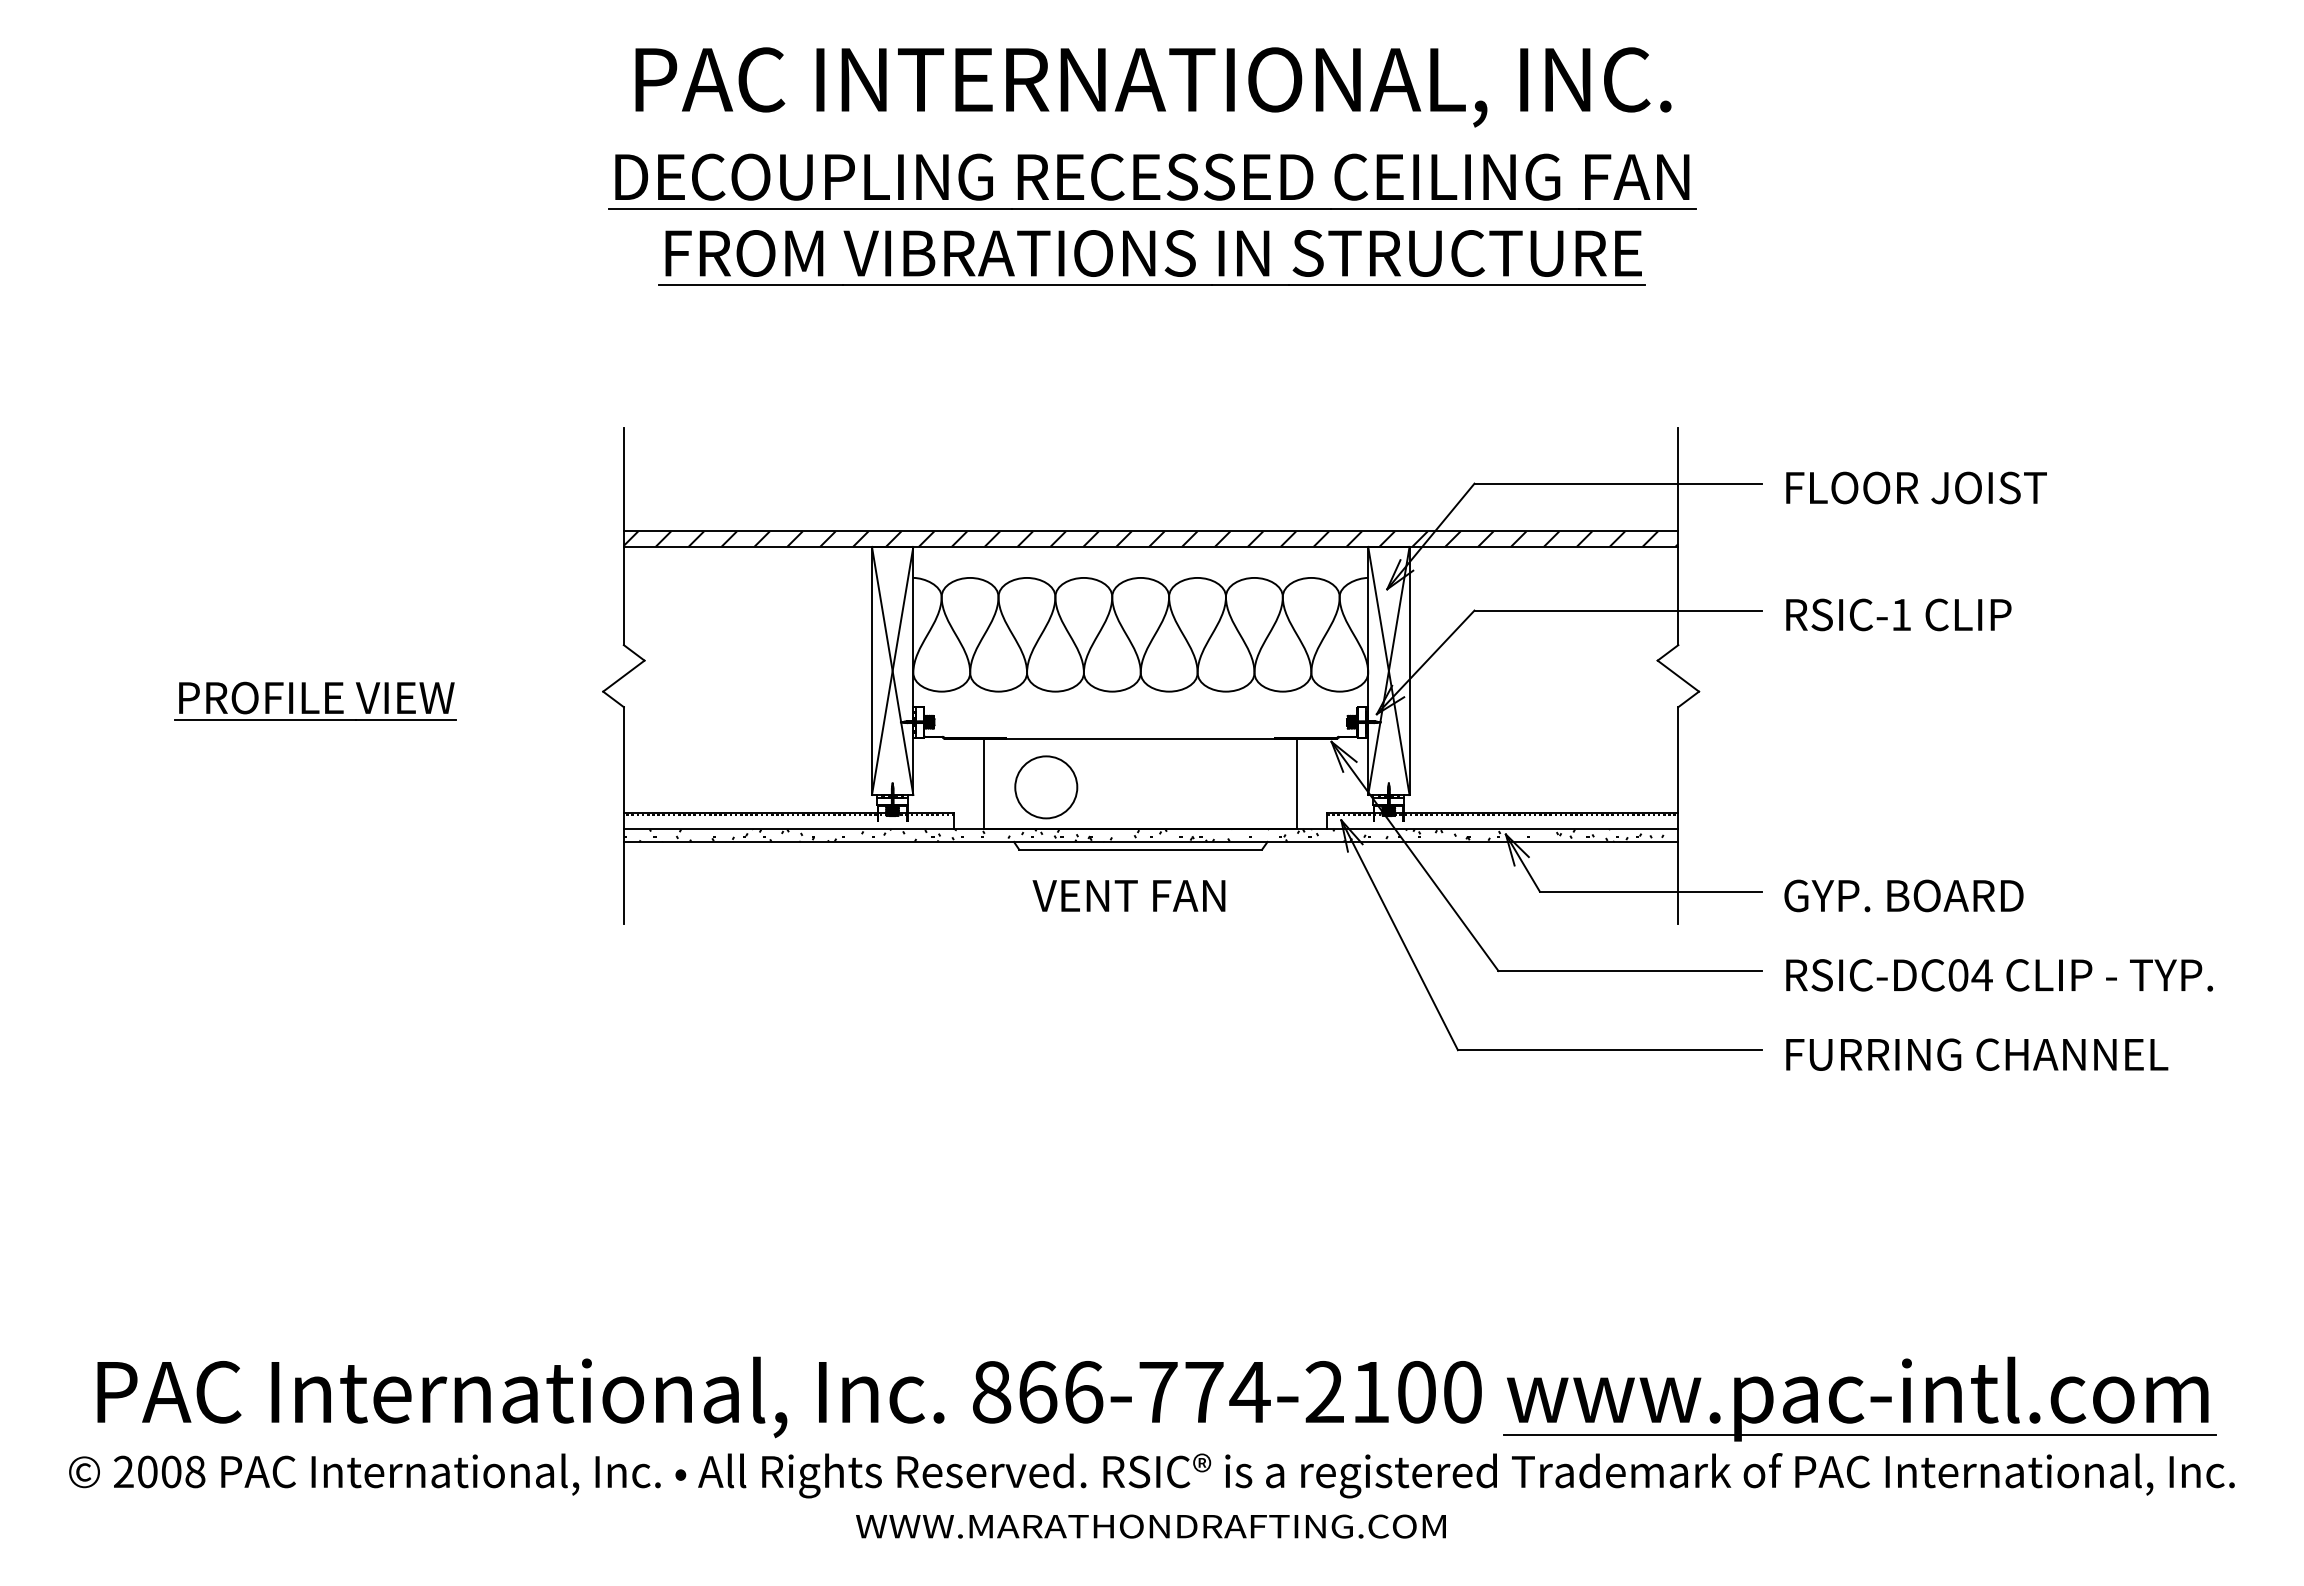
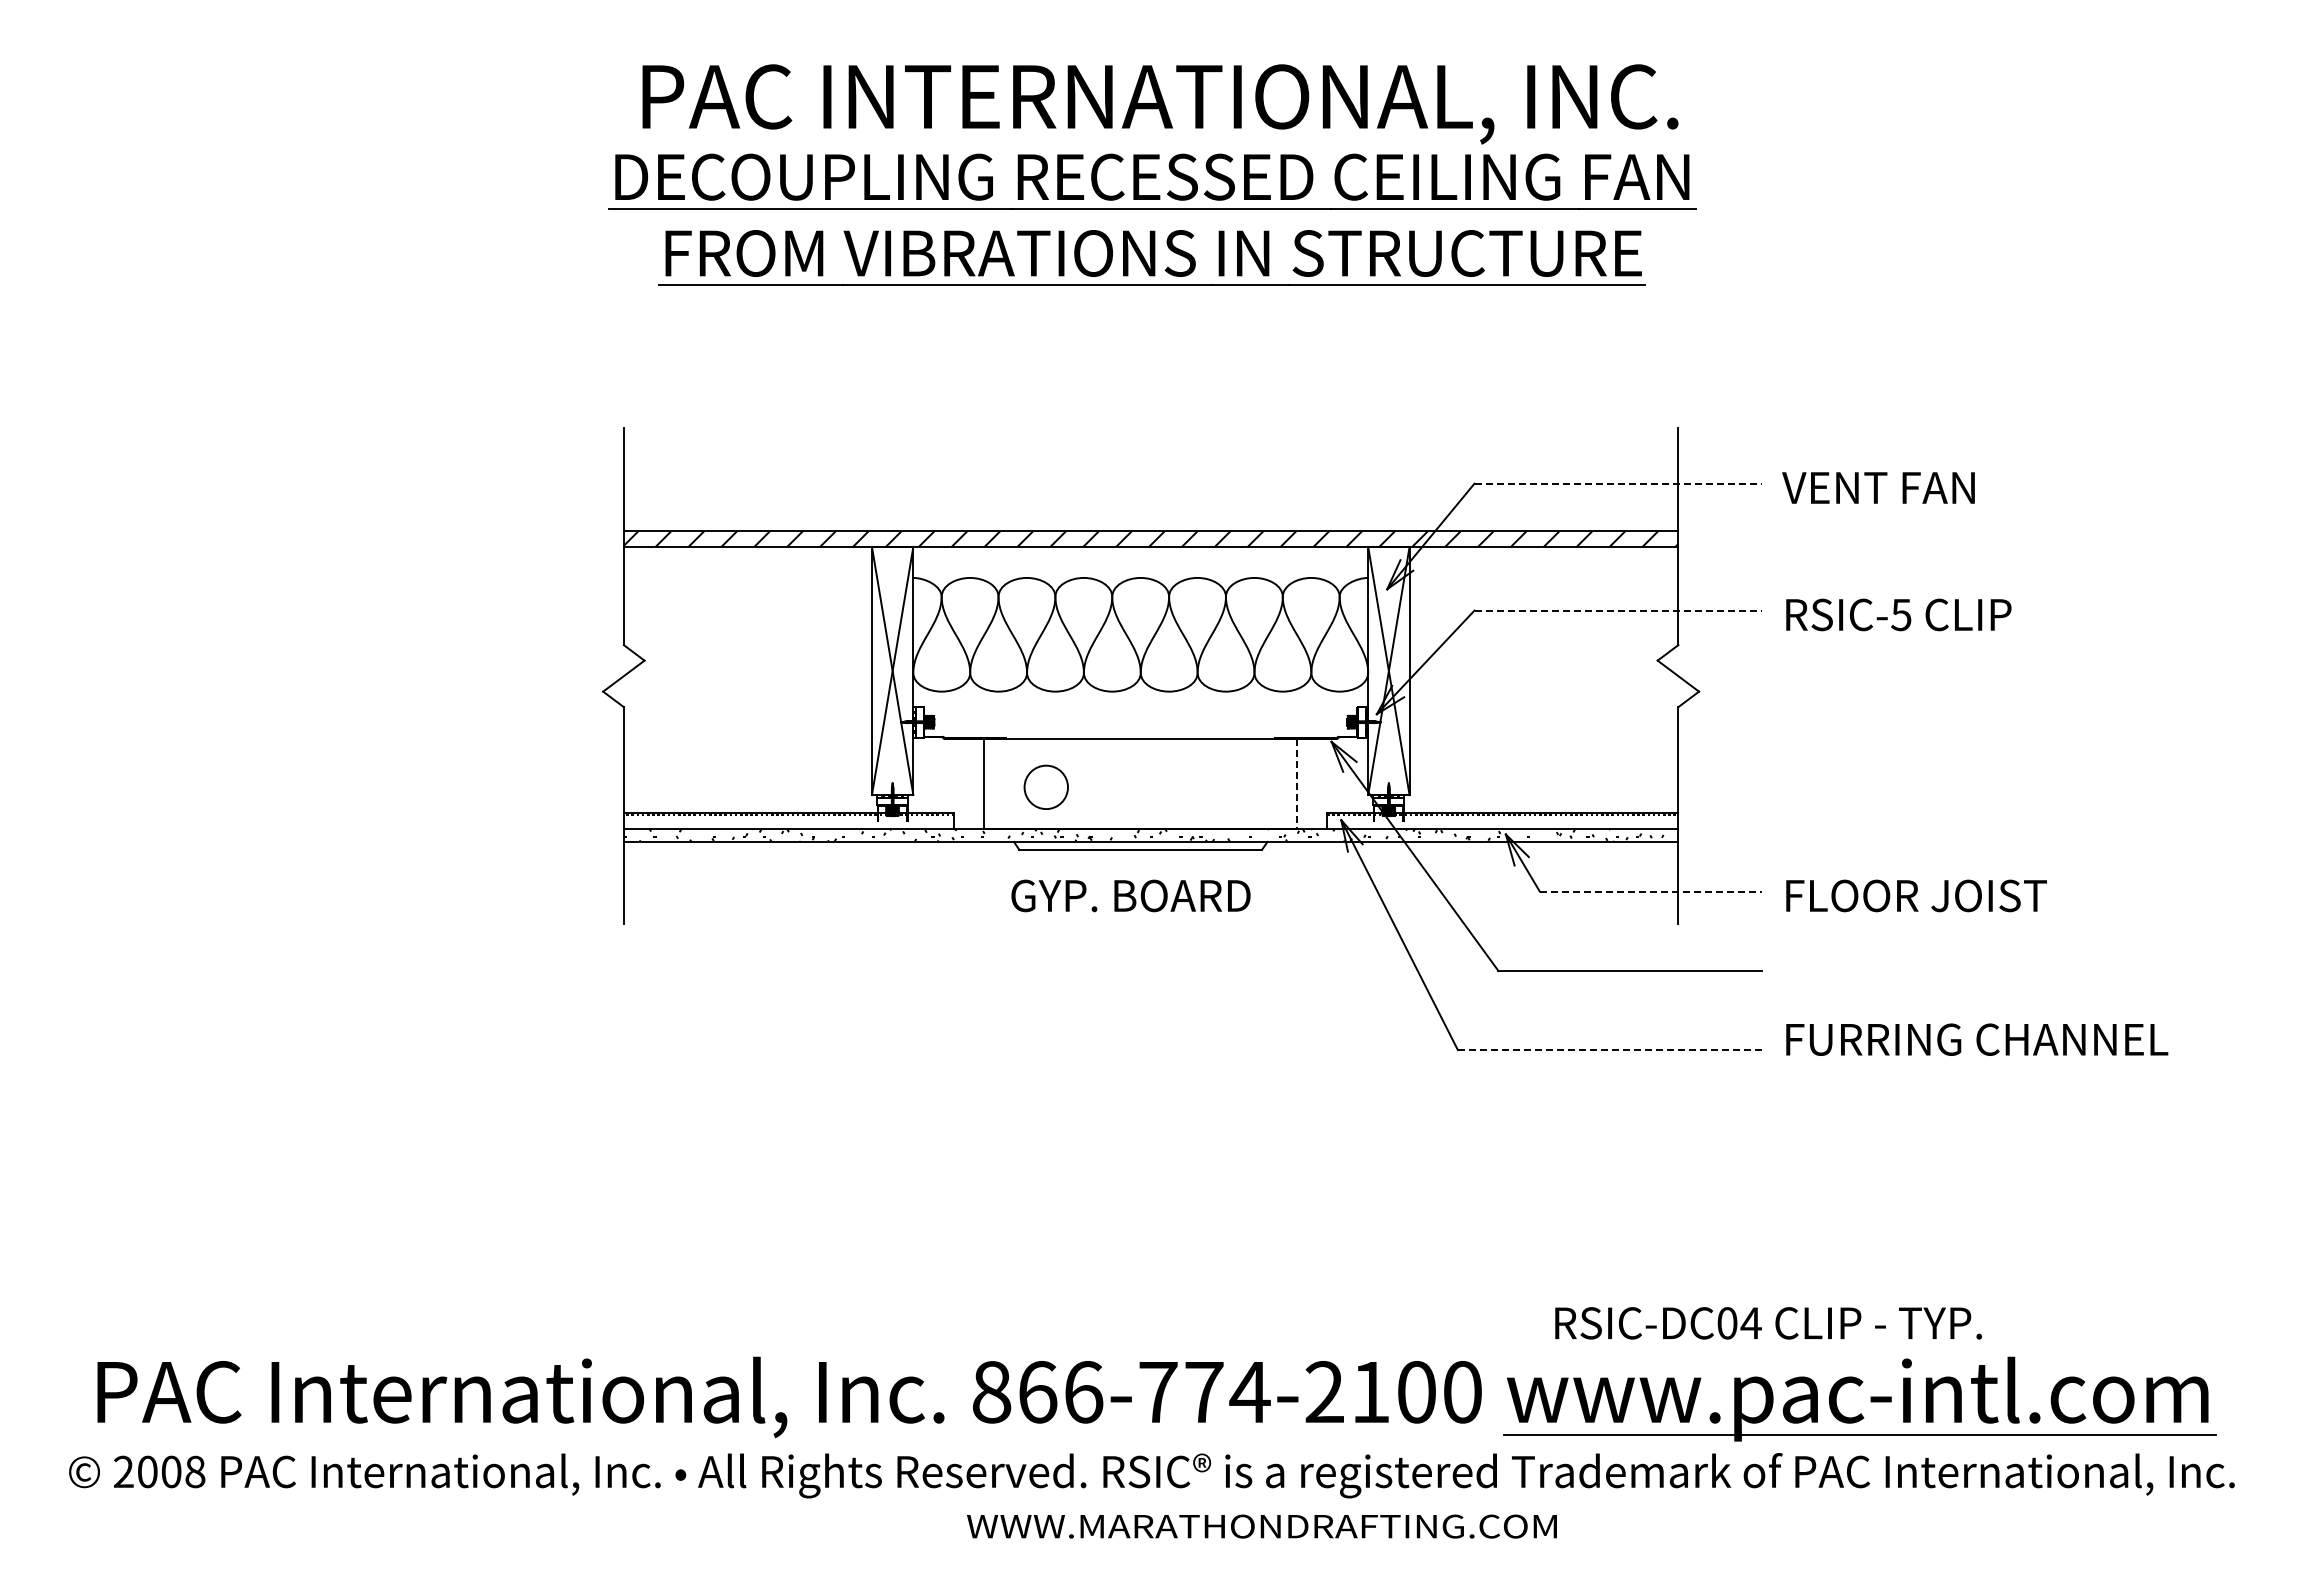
text position: (1153, 87) -> (1160, 104) (1160, 104)
line: solid -> dashed (1618, 483)
text: FLOOR JOIST -> VENT FAN (1914, 487)
line: solid -> dashed (1618, 610)
text: RSIC-1 -> RSIC-5 (1901, 615)
part: present -> none (305, 700)
line: solid -> dashed (1297, 784)
circle diameter: 62 px -> 43 px (1046, 787)
line: solid -> dashed (1651, 891)
text: VENT FAN -> GYP. BOARD (1130, 895)
text: GYP. BOARD -> FLOOR JOIST (1915, 895)
text position: (1999, 975) -> (1768, 1323) (1768, 1323)
line: solid -> dashed (1610, 1050)
text position: (1977, 1054) -> (1977, 1039) (1977, 1039)
text position: (1150, 1526) -> (1261, 1526) (1261, 1526)
